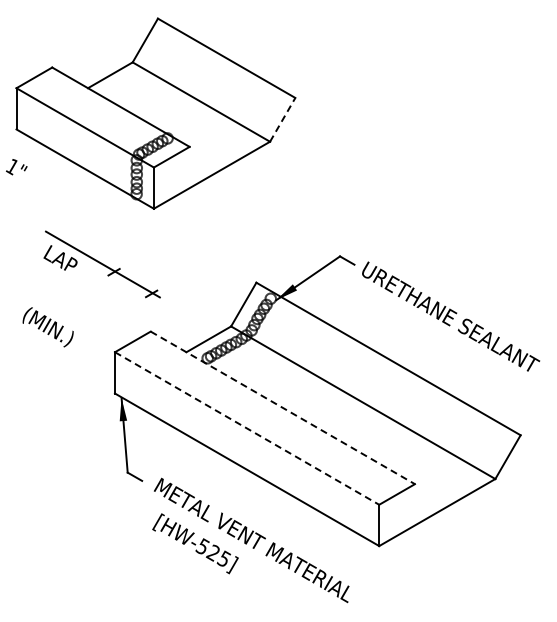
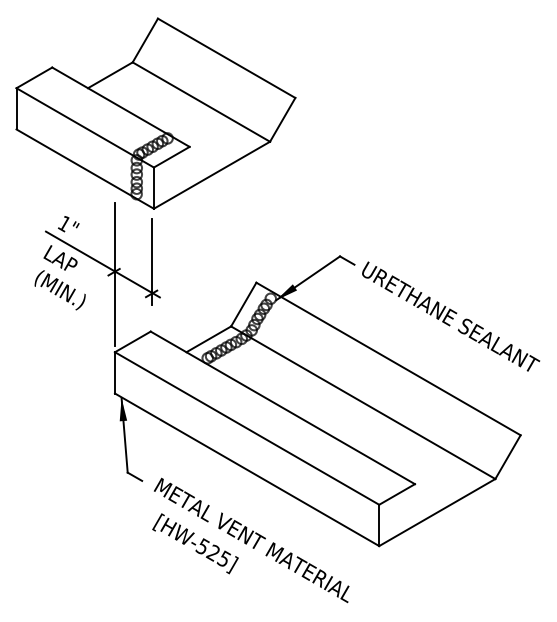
line: dashed -> solid (282, 119)
text position: (16, 167) -> (68, 224) (68, 224)
line: none -> present (152, 261)
line: none -> present (115, 274)
text position: (47, 327) -> (59, 290) (59, 290)
line: dashed -> solid (282, 407)
line: dashed -> solid (247, 428)
